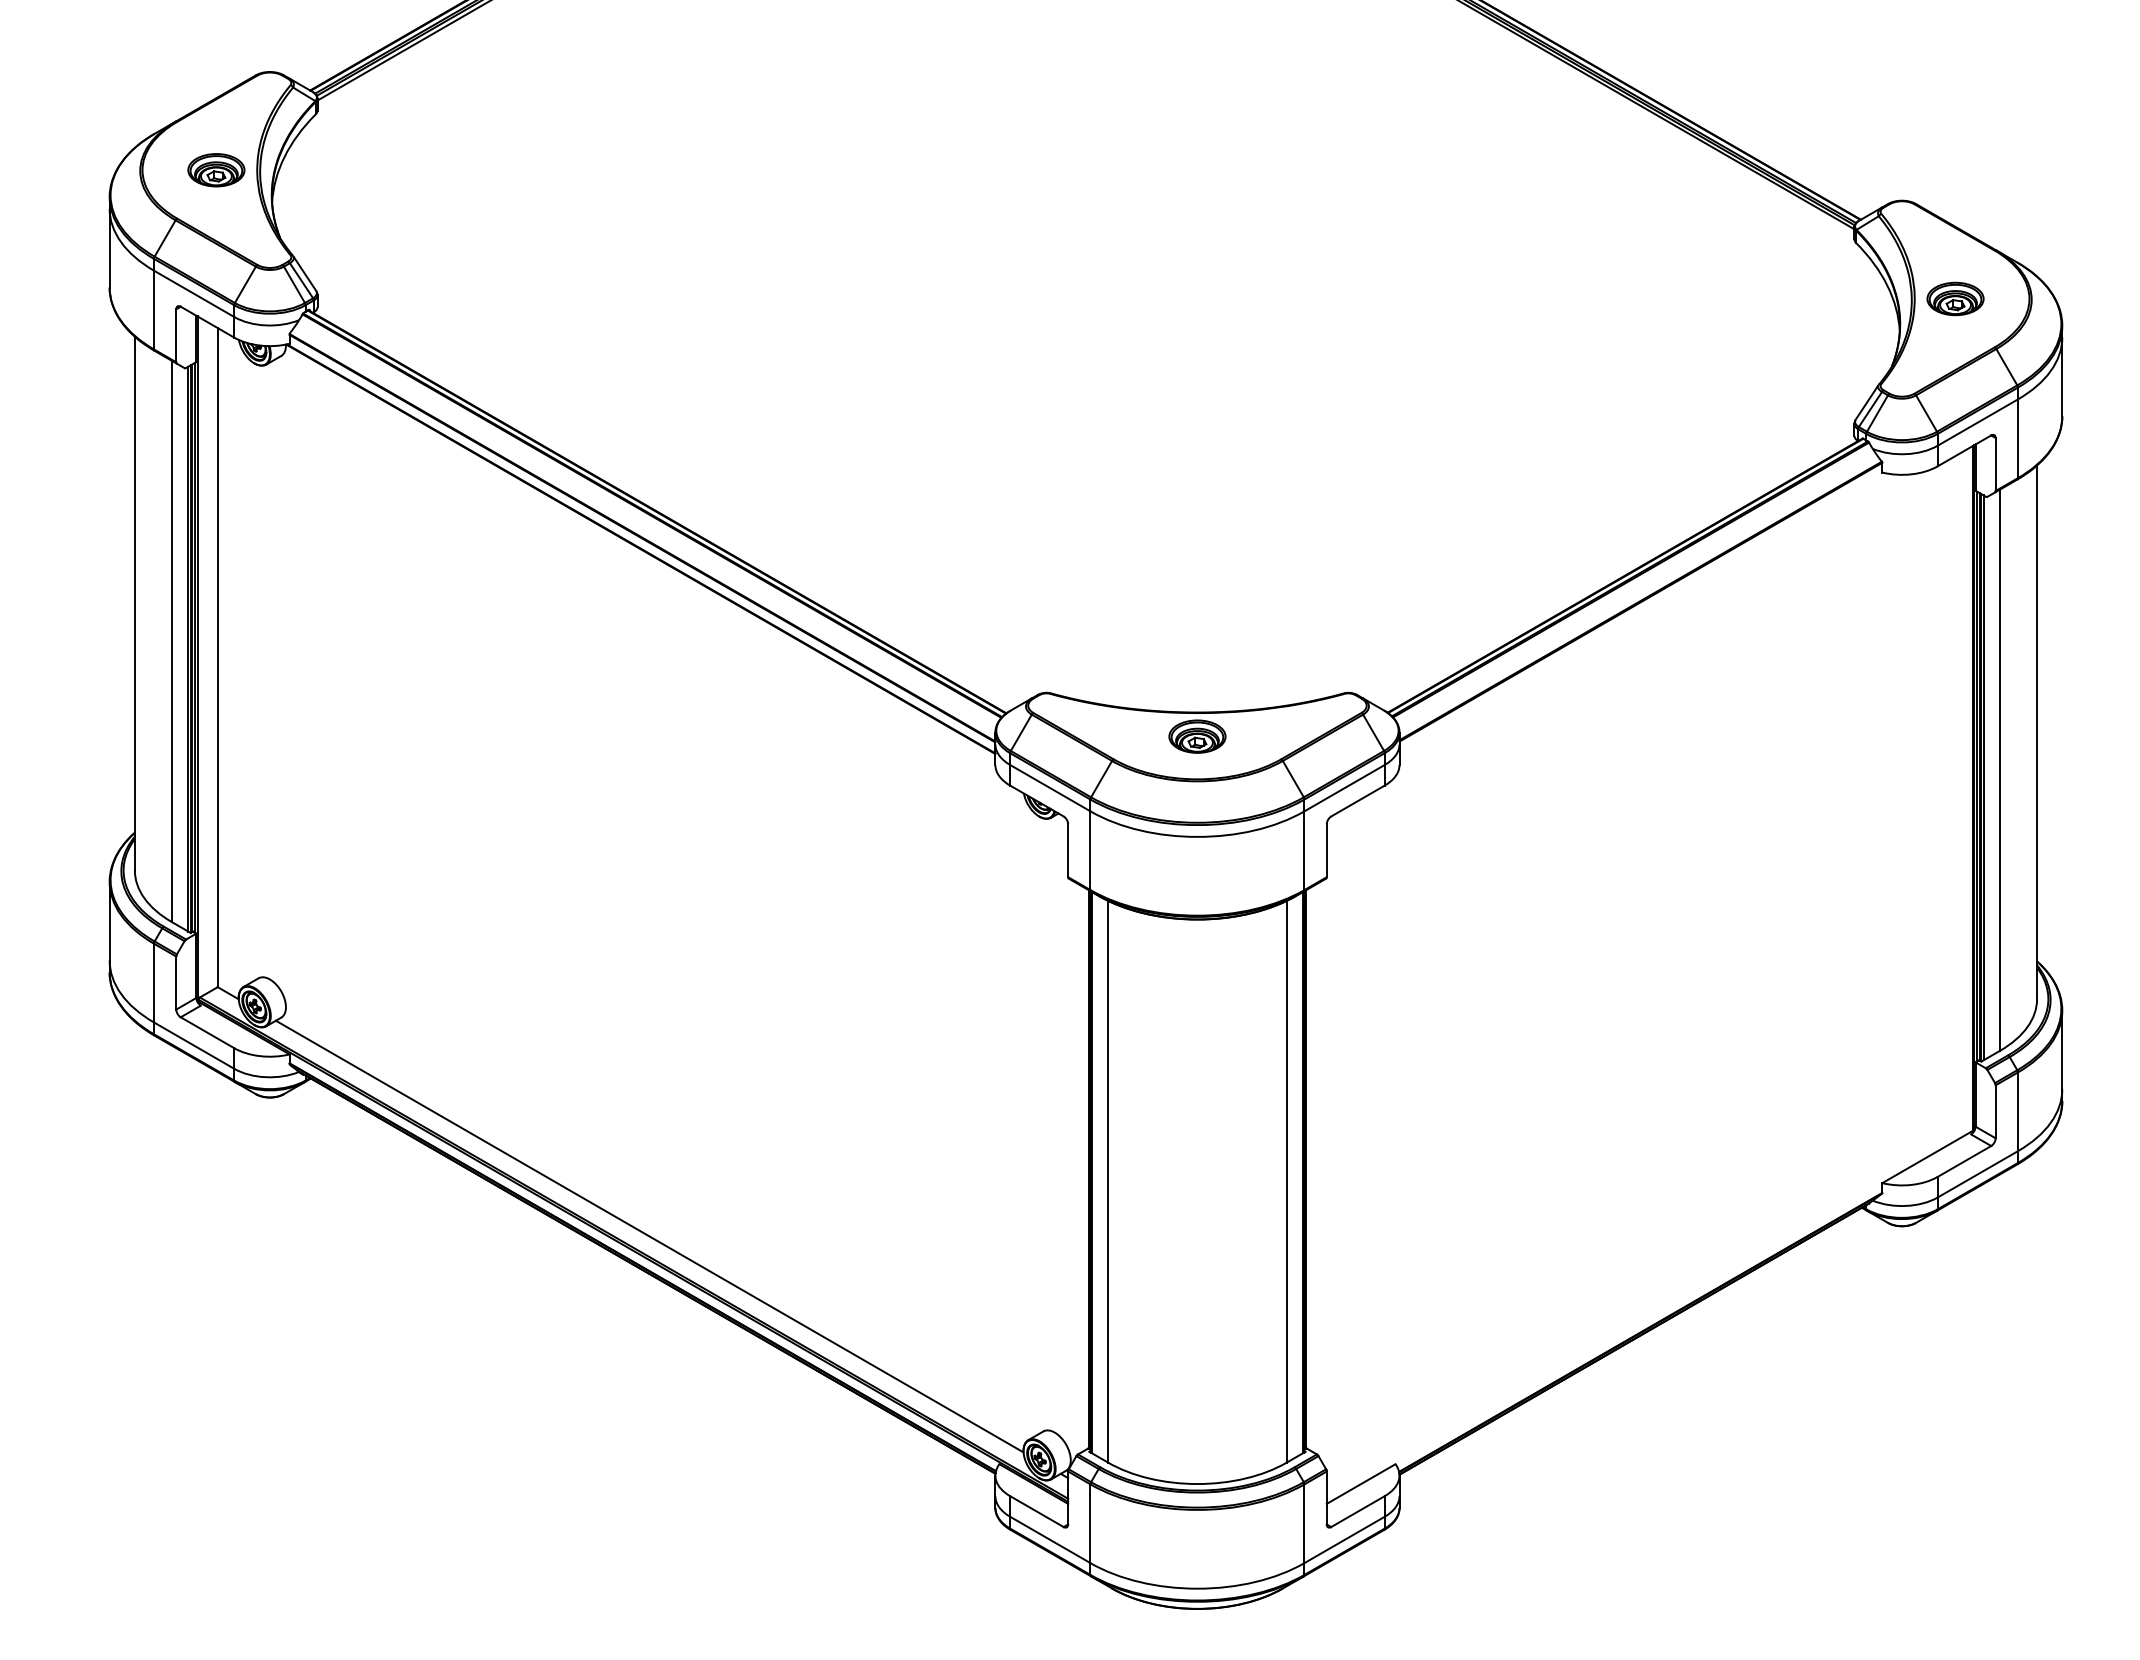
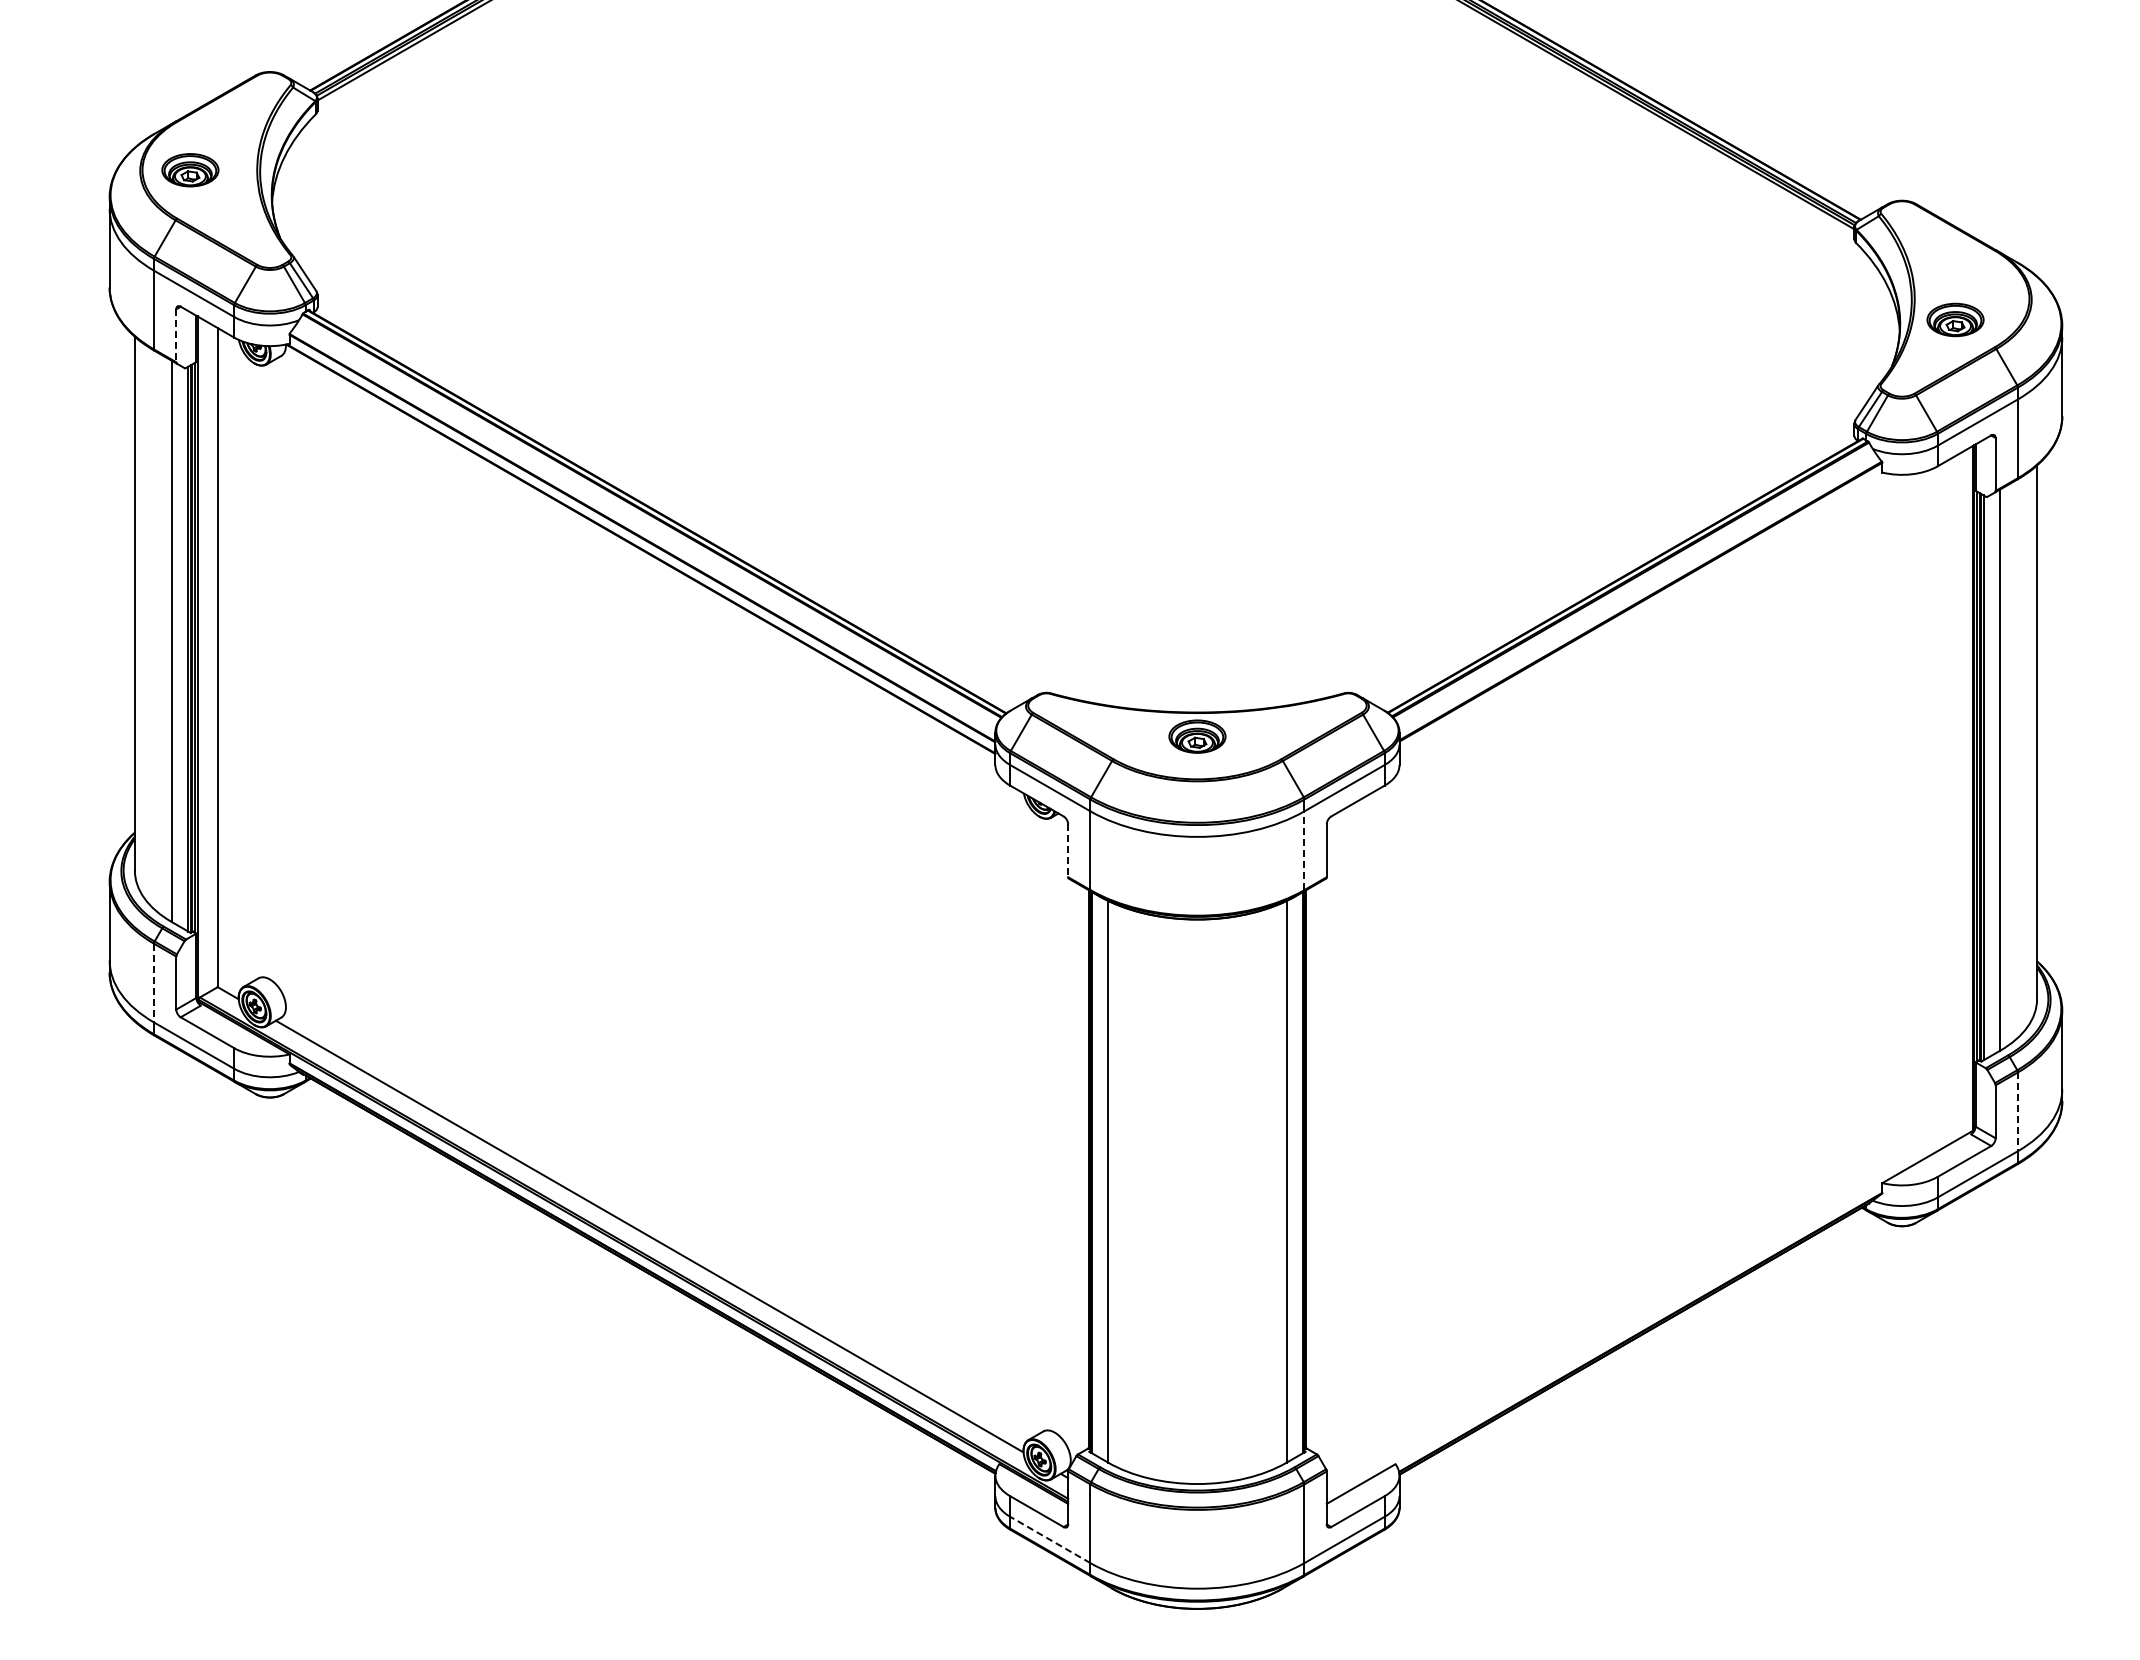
part position: (216, 170) -> (190, 170) (190, 170)
part position: (1955, 298) -> (1955, 319) (1955, 319)
line: solid -> dashed (176, 336)
line: solid -> dashed (1304, 850)
line: solid -> dashed (1068, 851)
line: solid -> dashed (153, 983)
line: solid -> dashed (2017, 1112)
line: solid -> dashed (1049, 1539)
